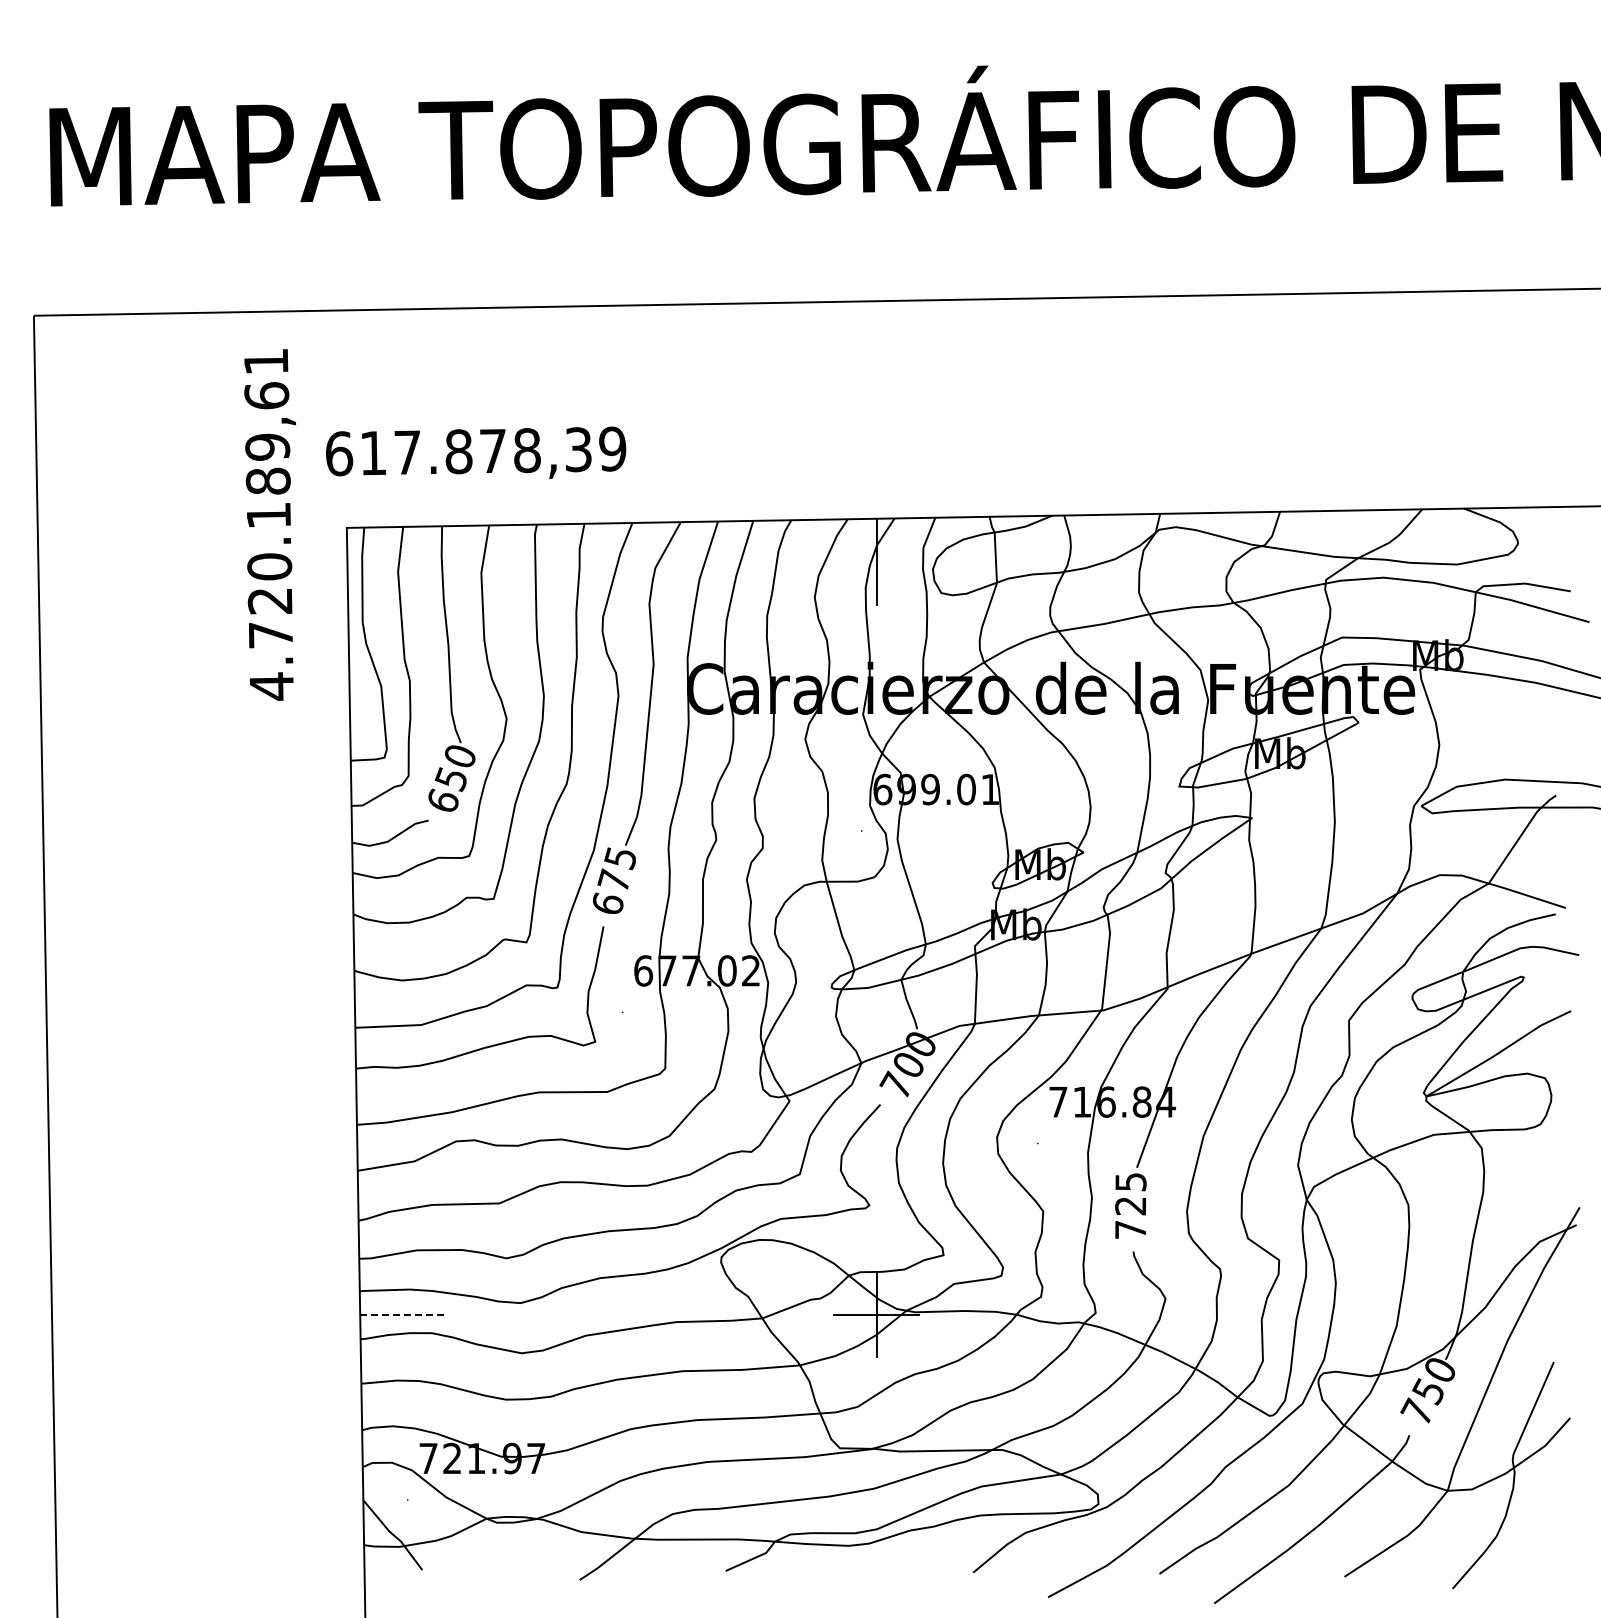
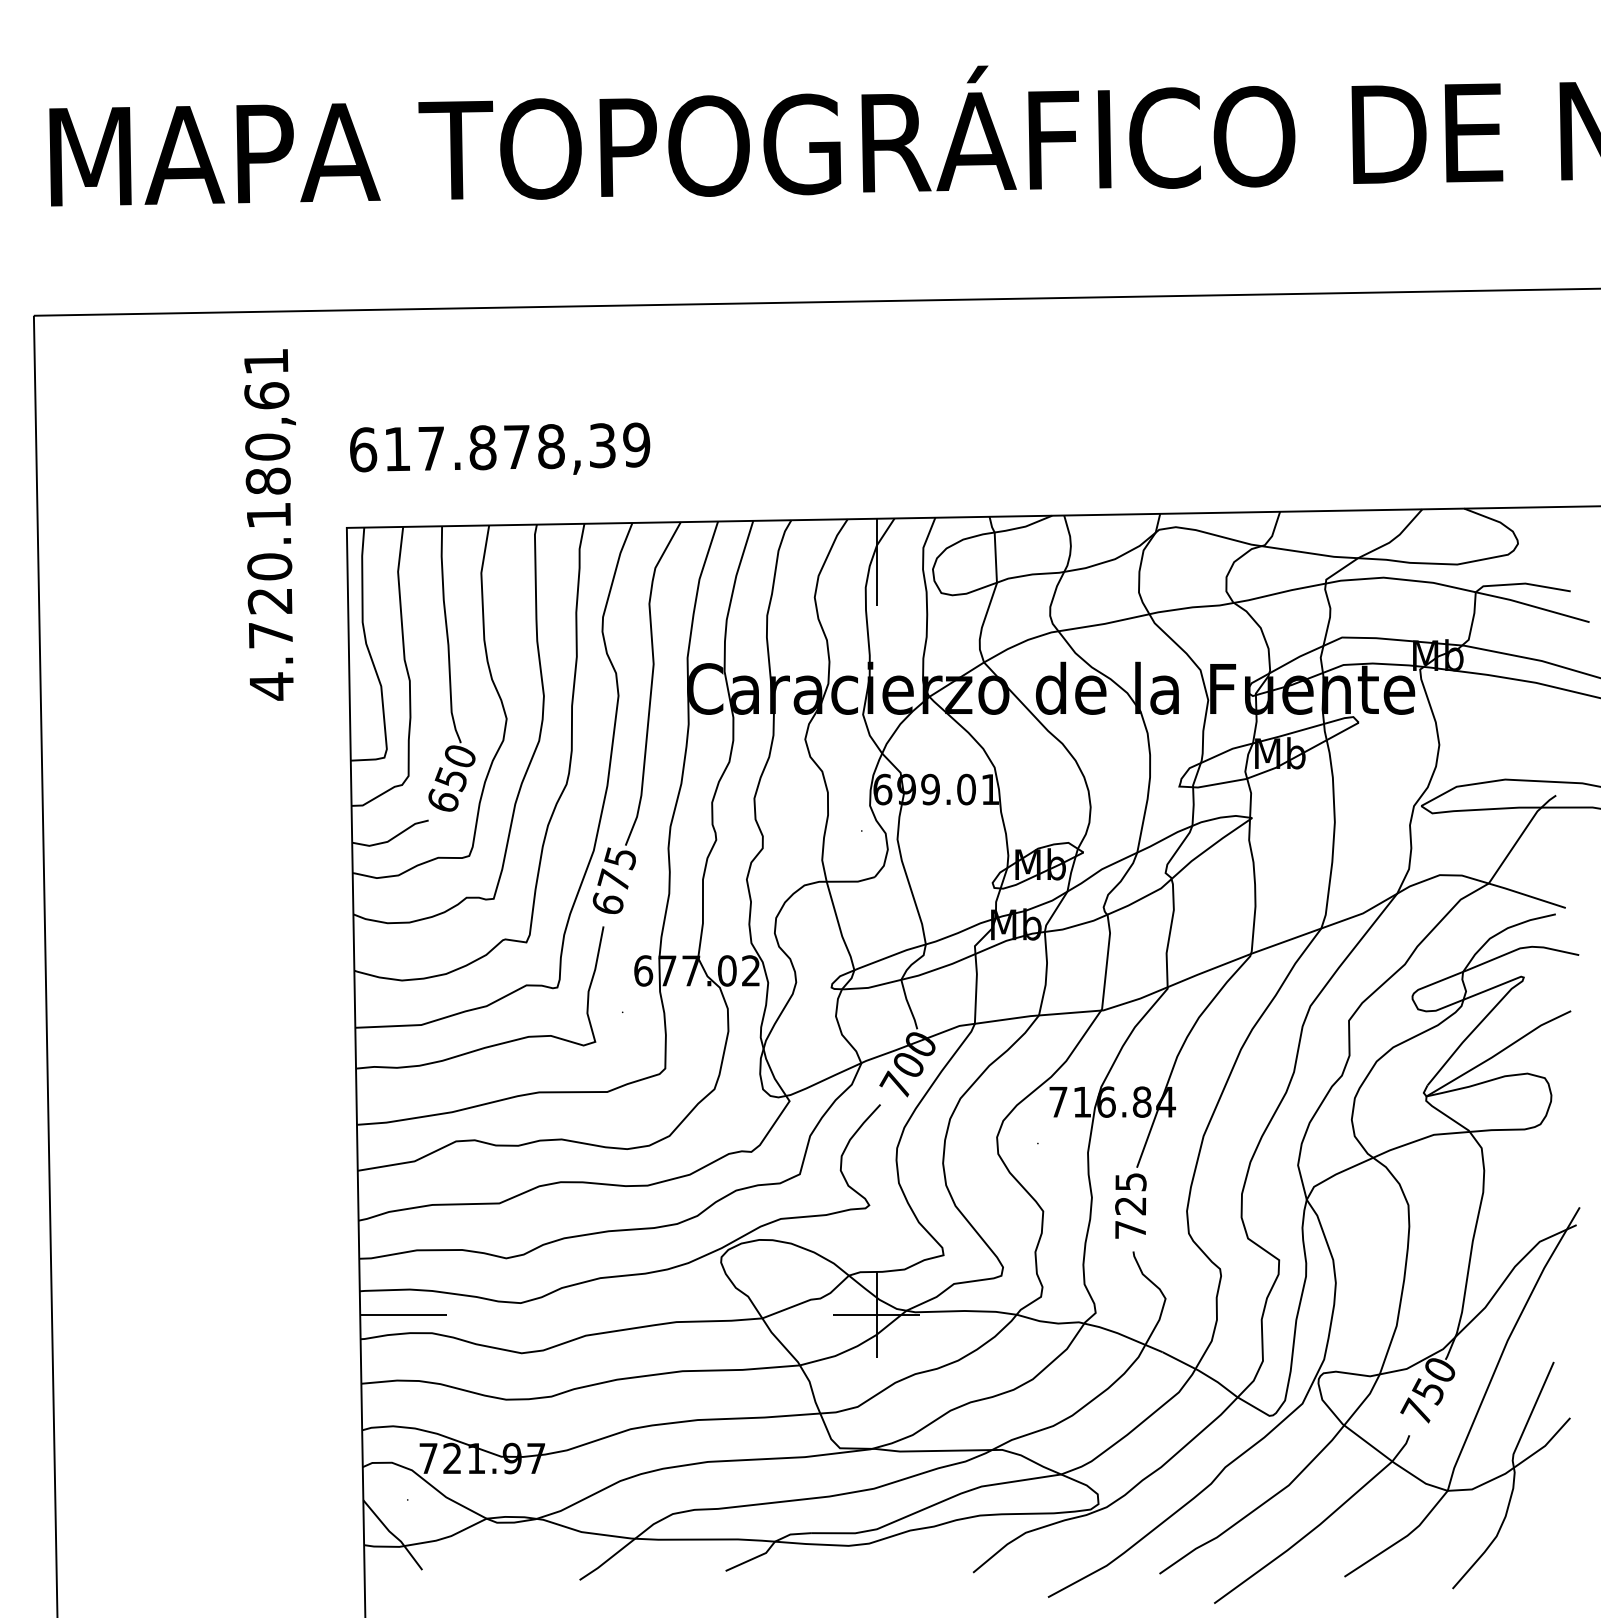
text: 4.720.189,61 -> 4.720.180,61 (267, 446)
text position: (476, 452) -> (500, 448) (500, 448)
line: dashed -> solid (403, 1314)
